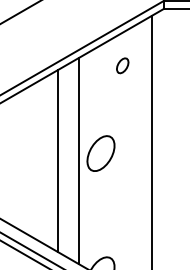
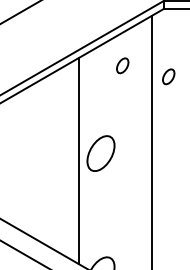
part: none -> present (168, 76)
line: present -> none (57, 160)
line: present -> none (30, 249)
